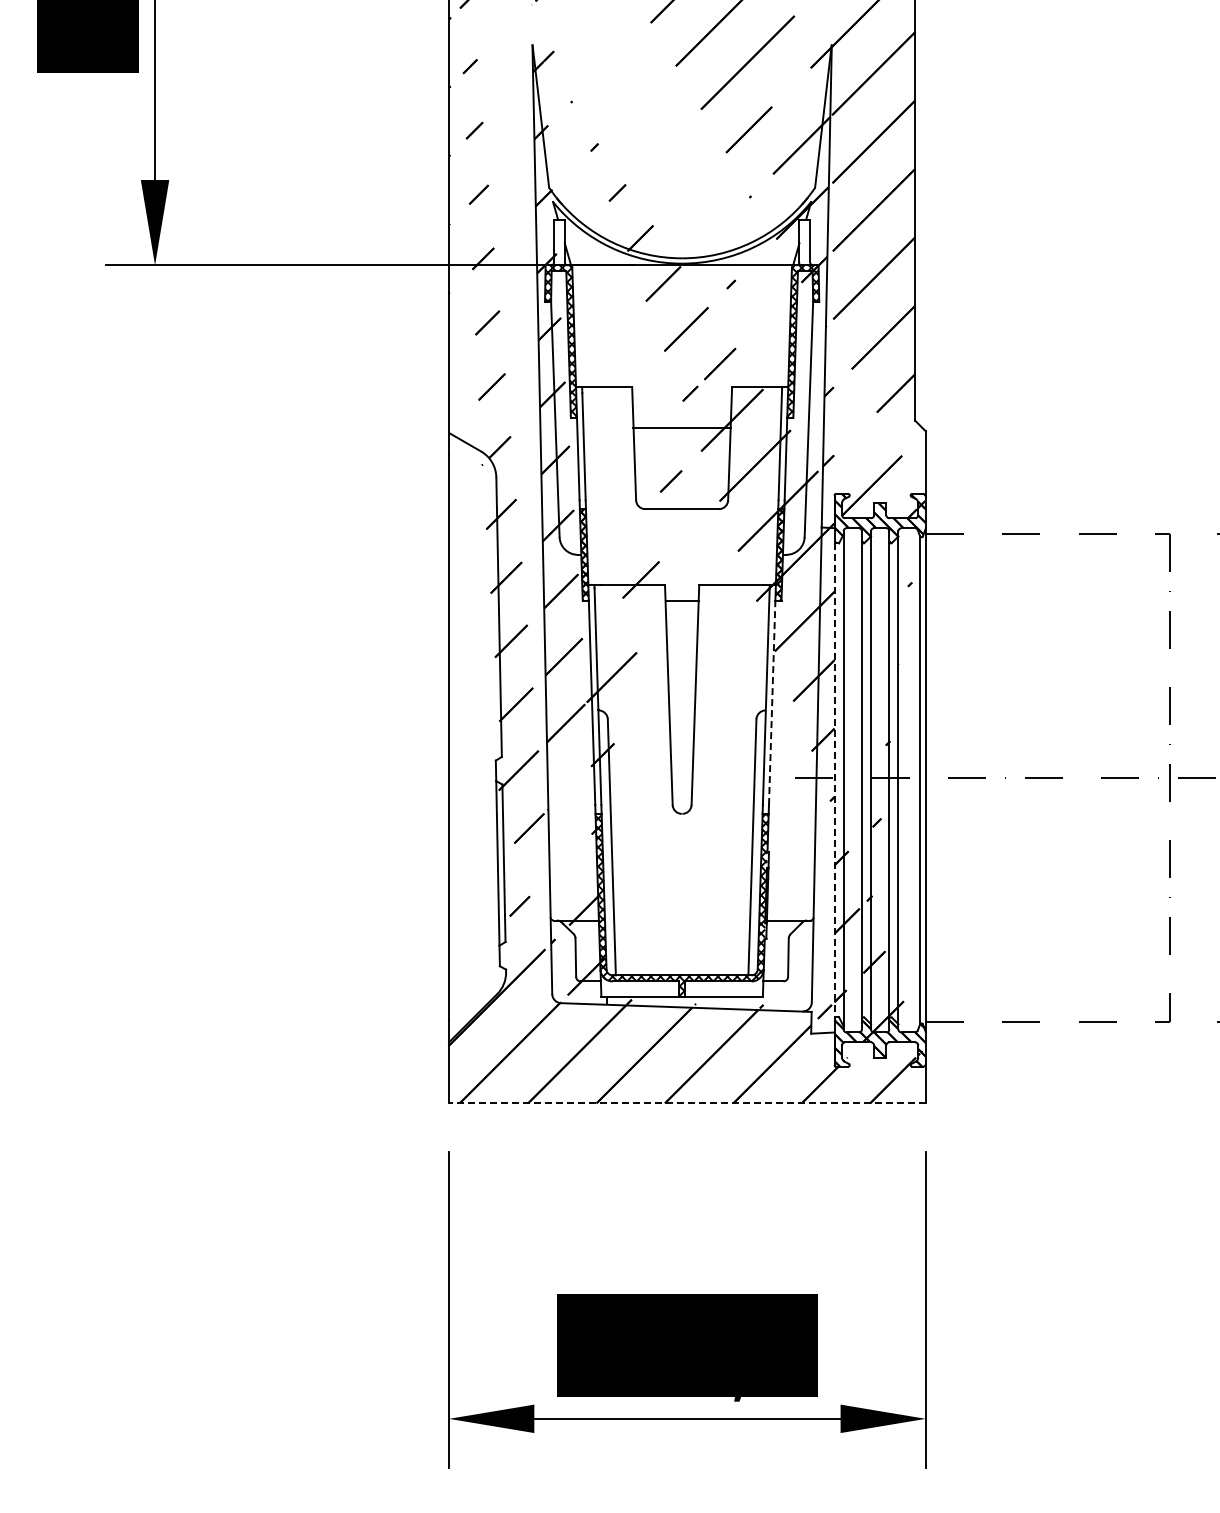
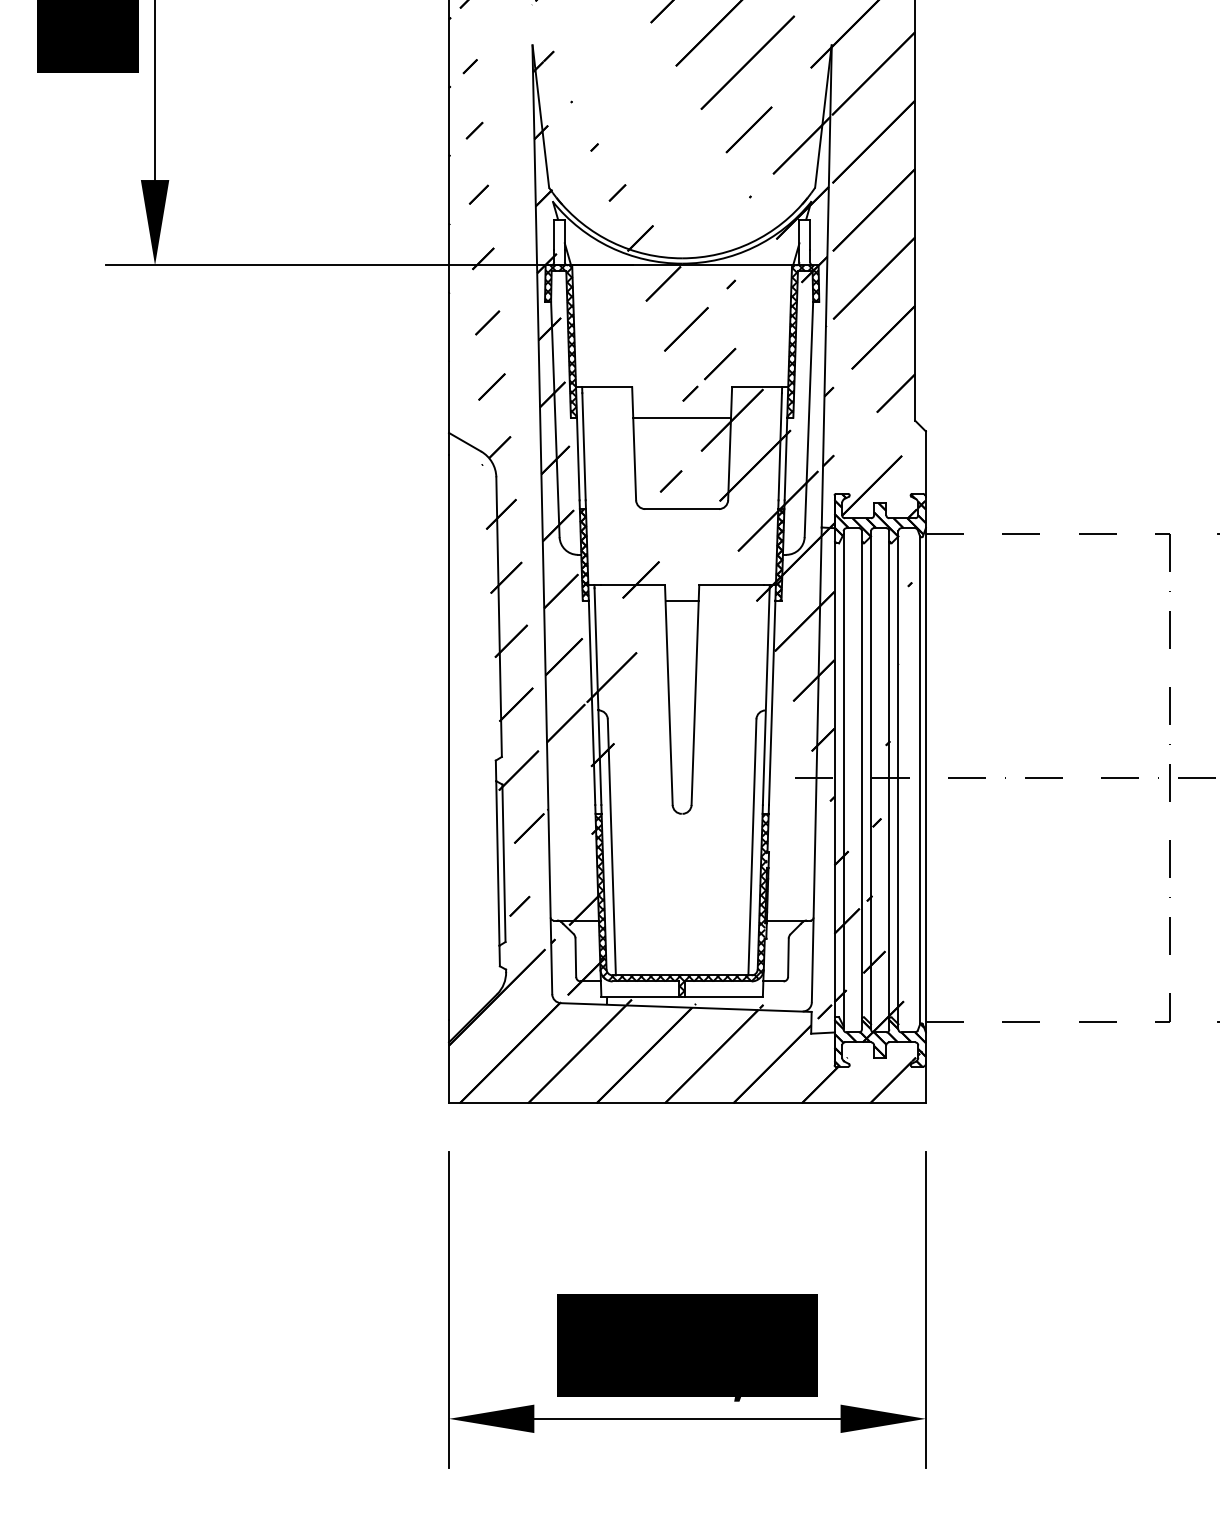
line position: (682, 427) -> (682, 417) (682, 417)
line: dashed -> solid (772, 702)
line: dashed -> solid (834, 780)
line: dashed -> solid (686, 1103)
